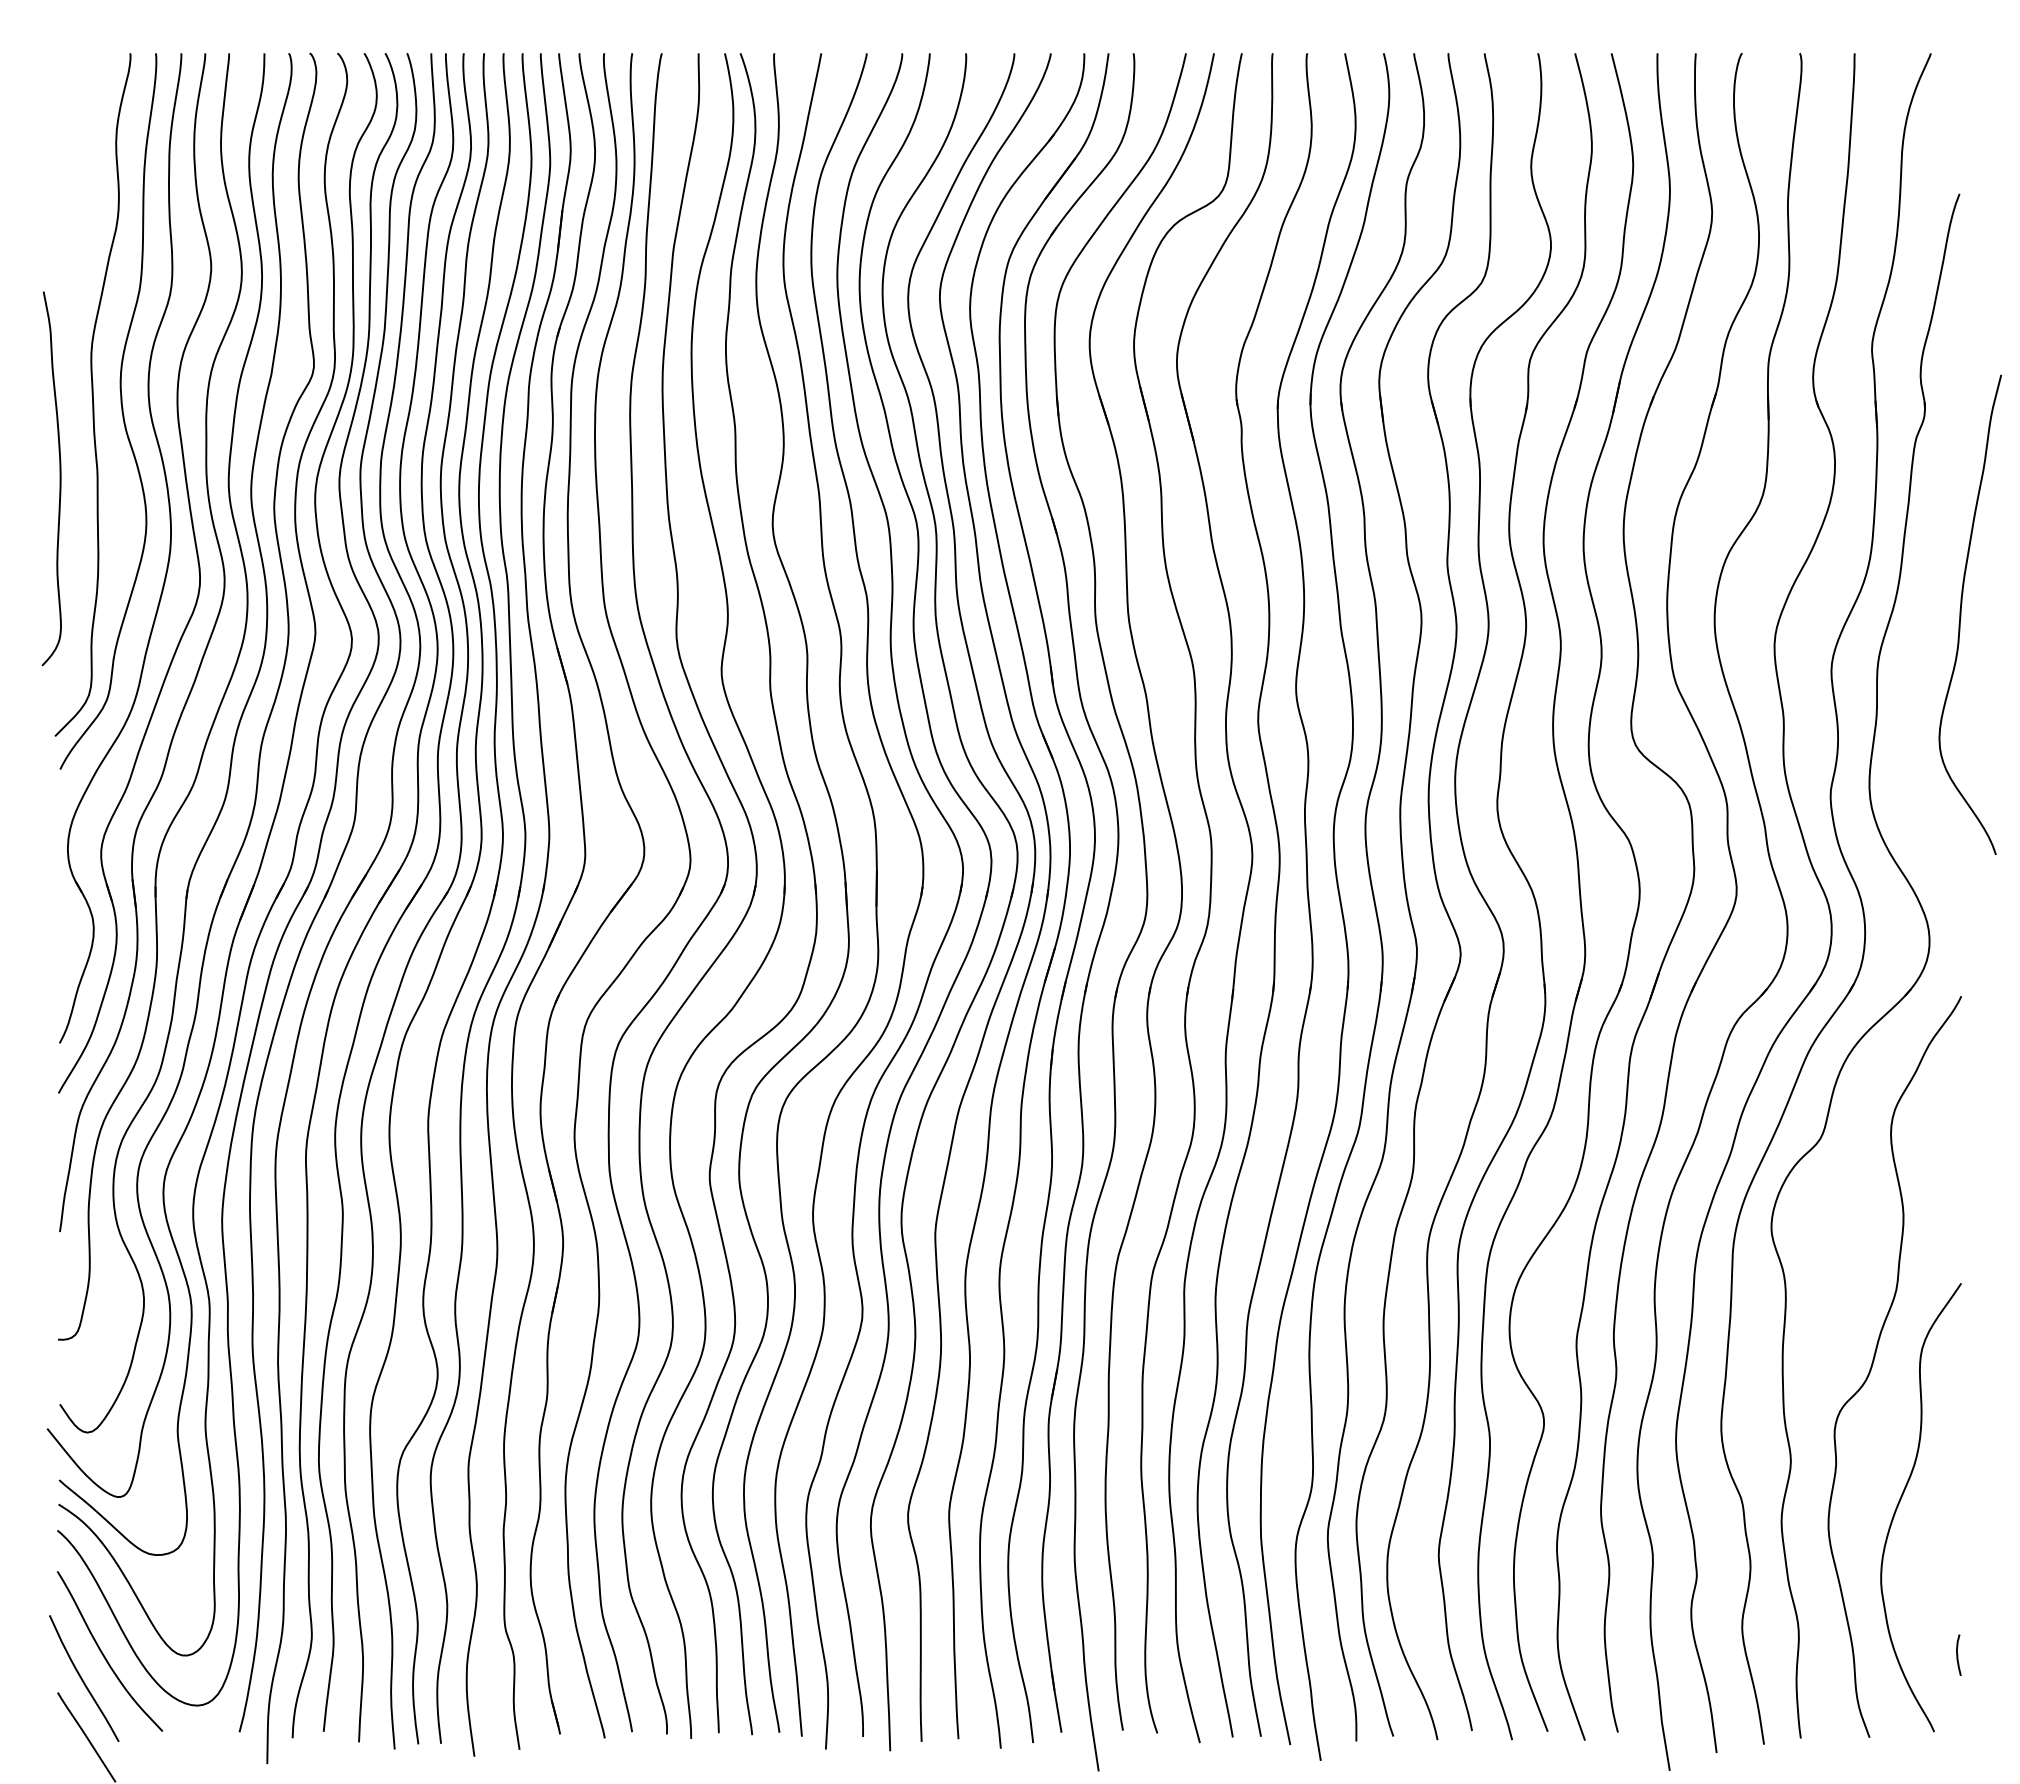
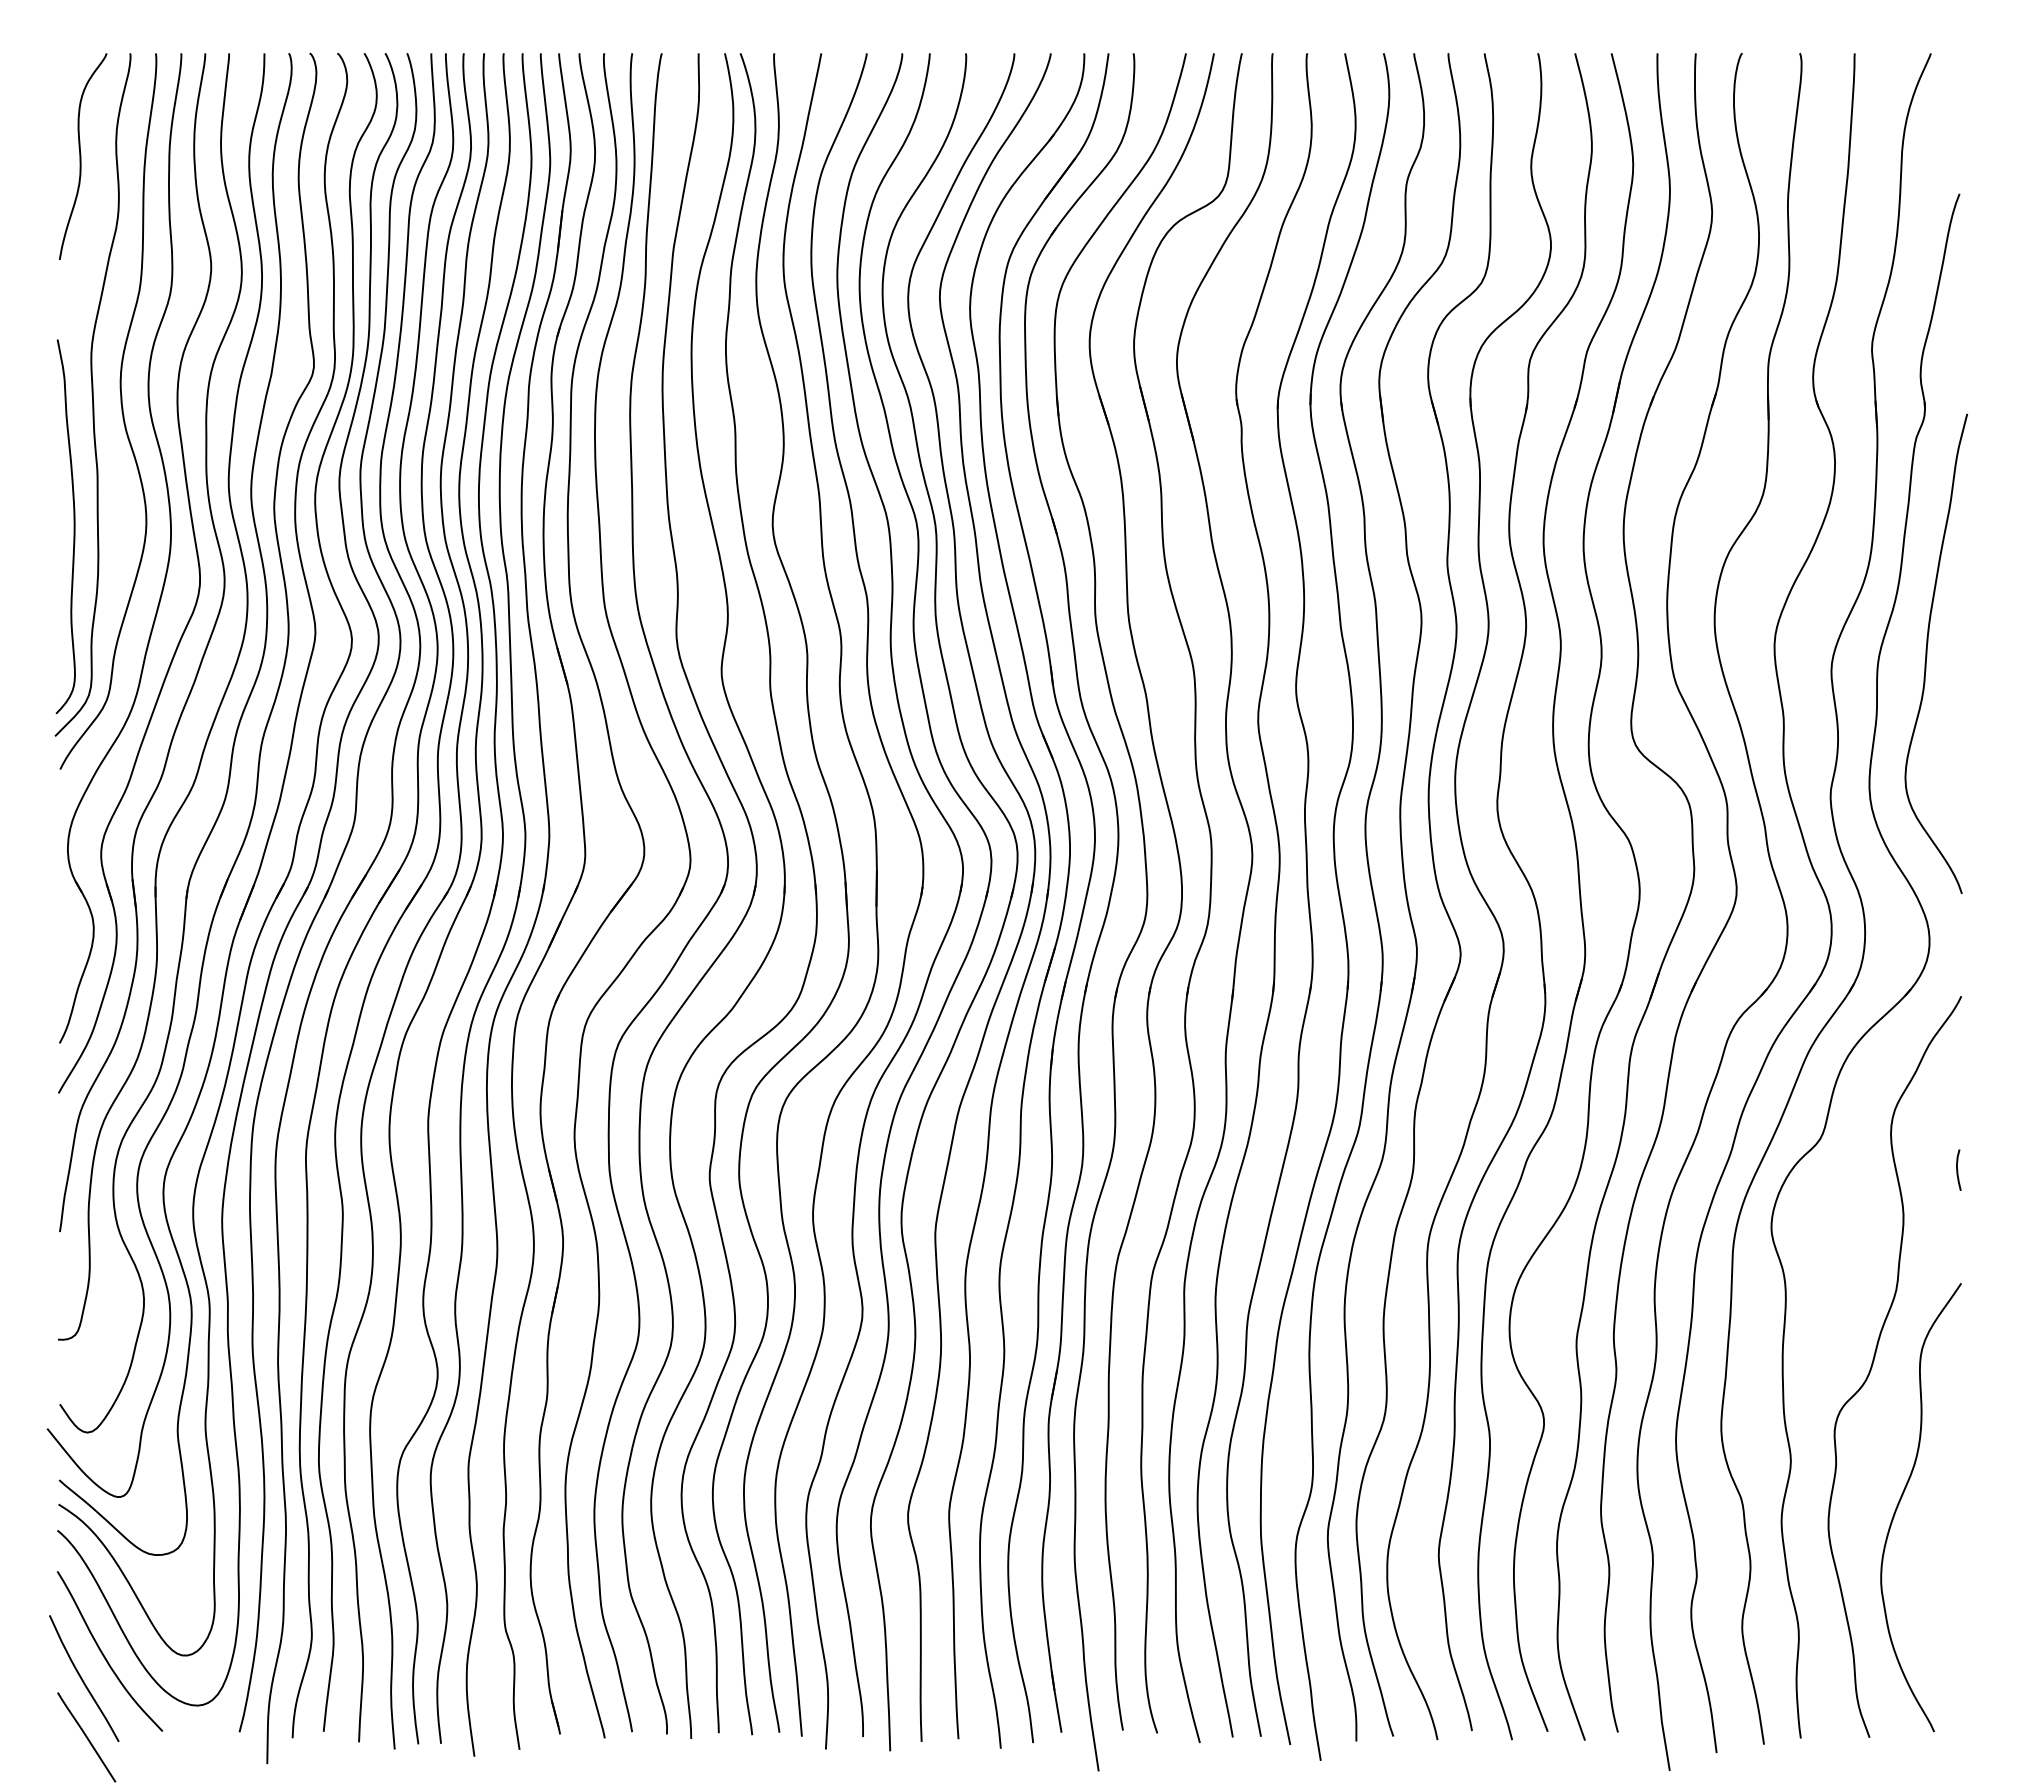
curve: none -> present (81, 156)
curve position: (59, 478) -> (73, 526) (73, 526)
curve position: (1961, 614) -> (1927, 653) (1927, 653)
curve position: (1958, 1654) -> (1958, 1169) (1958, 1169)
